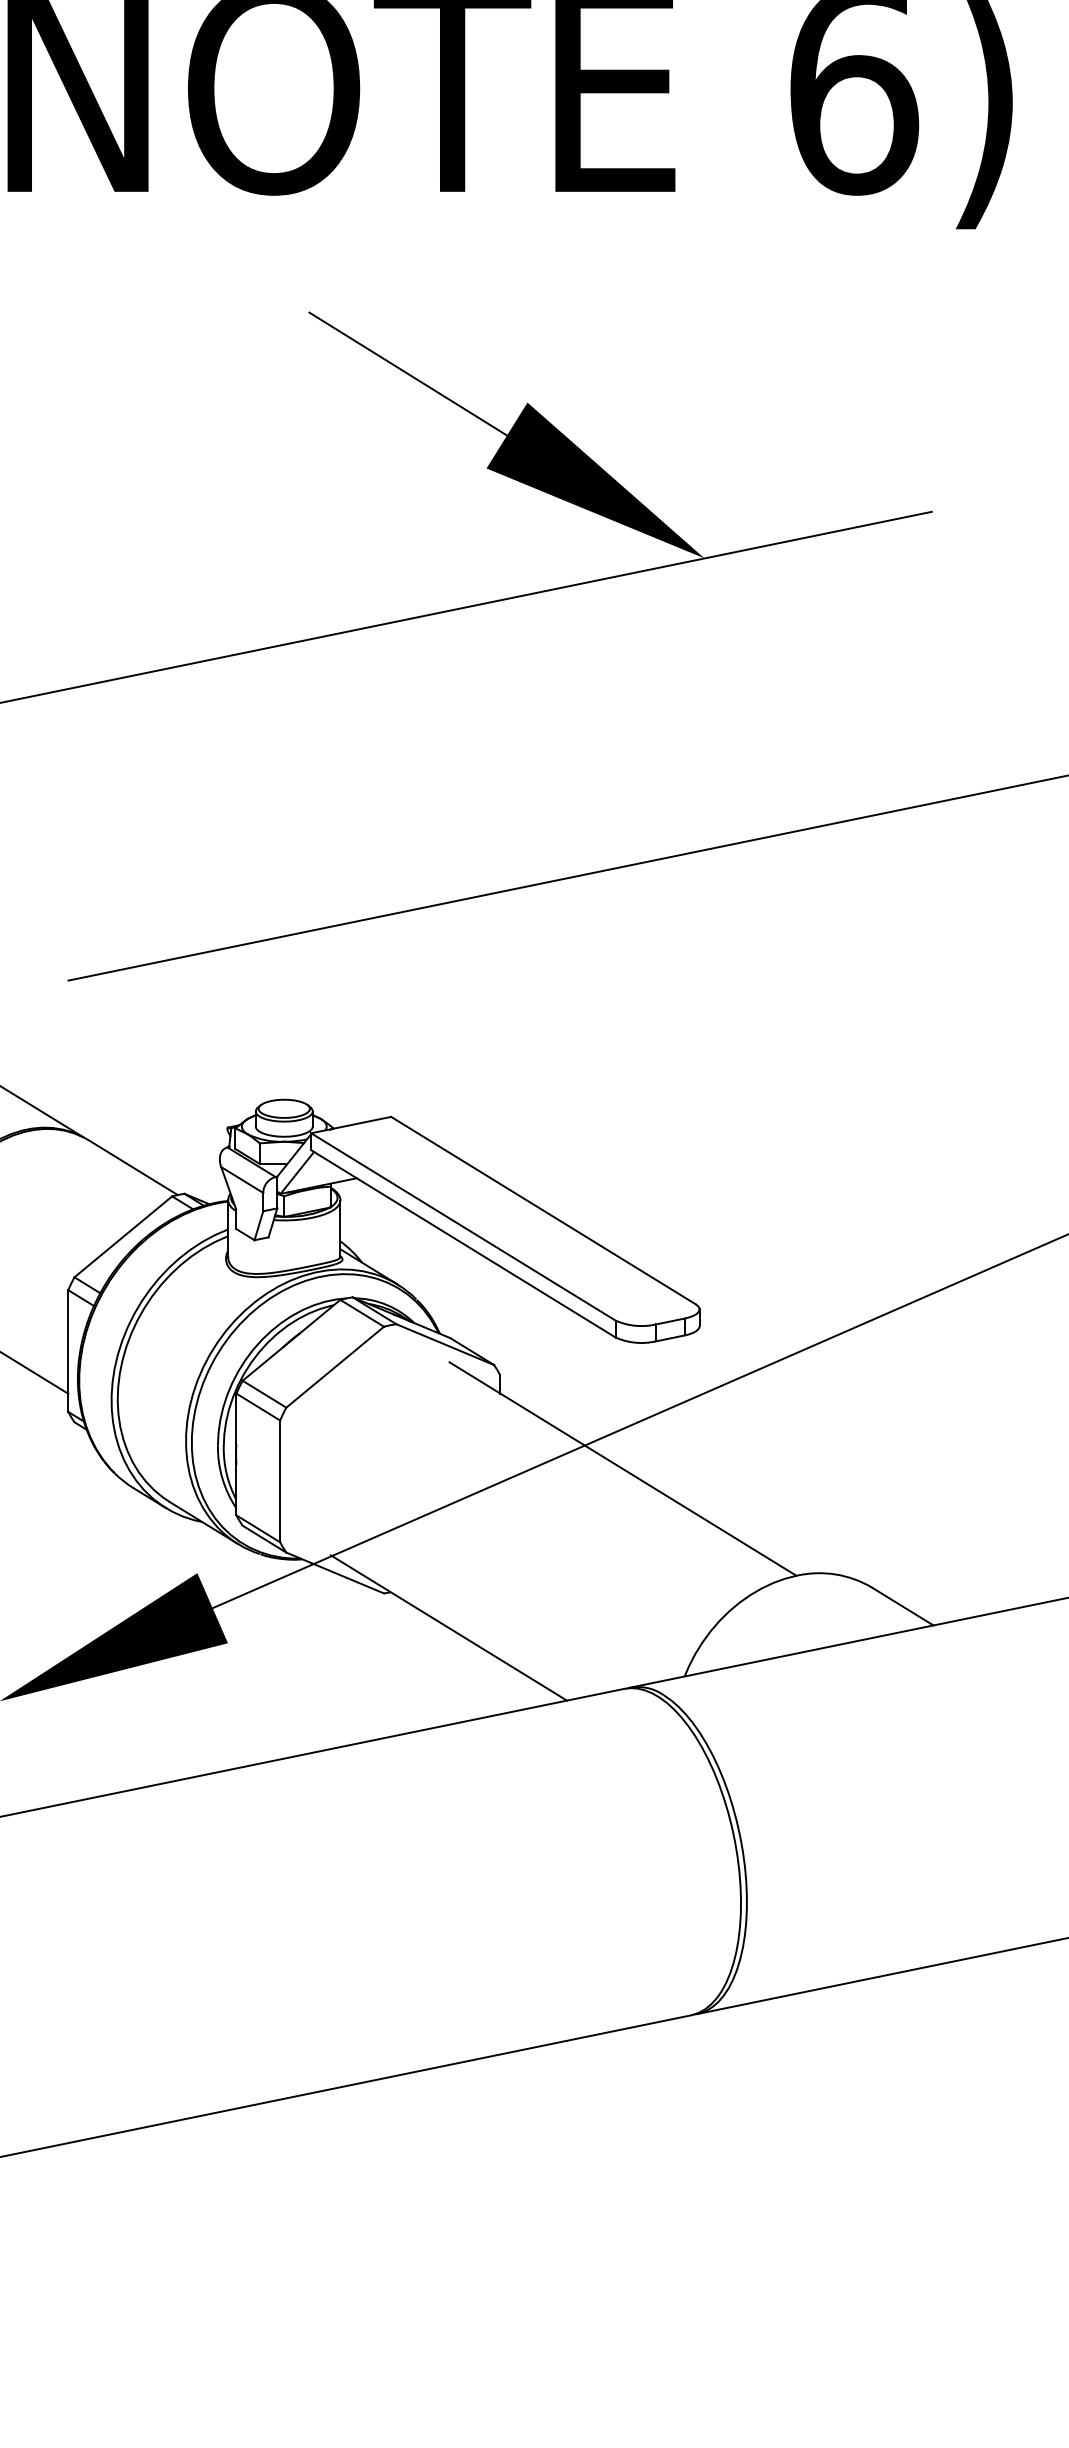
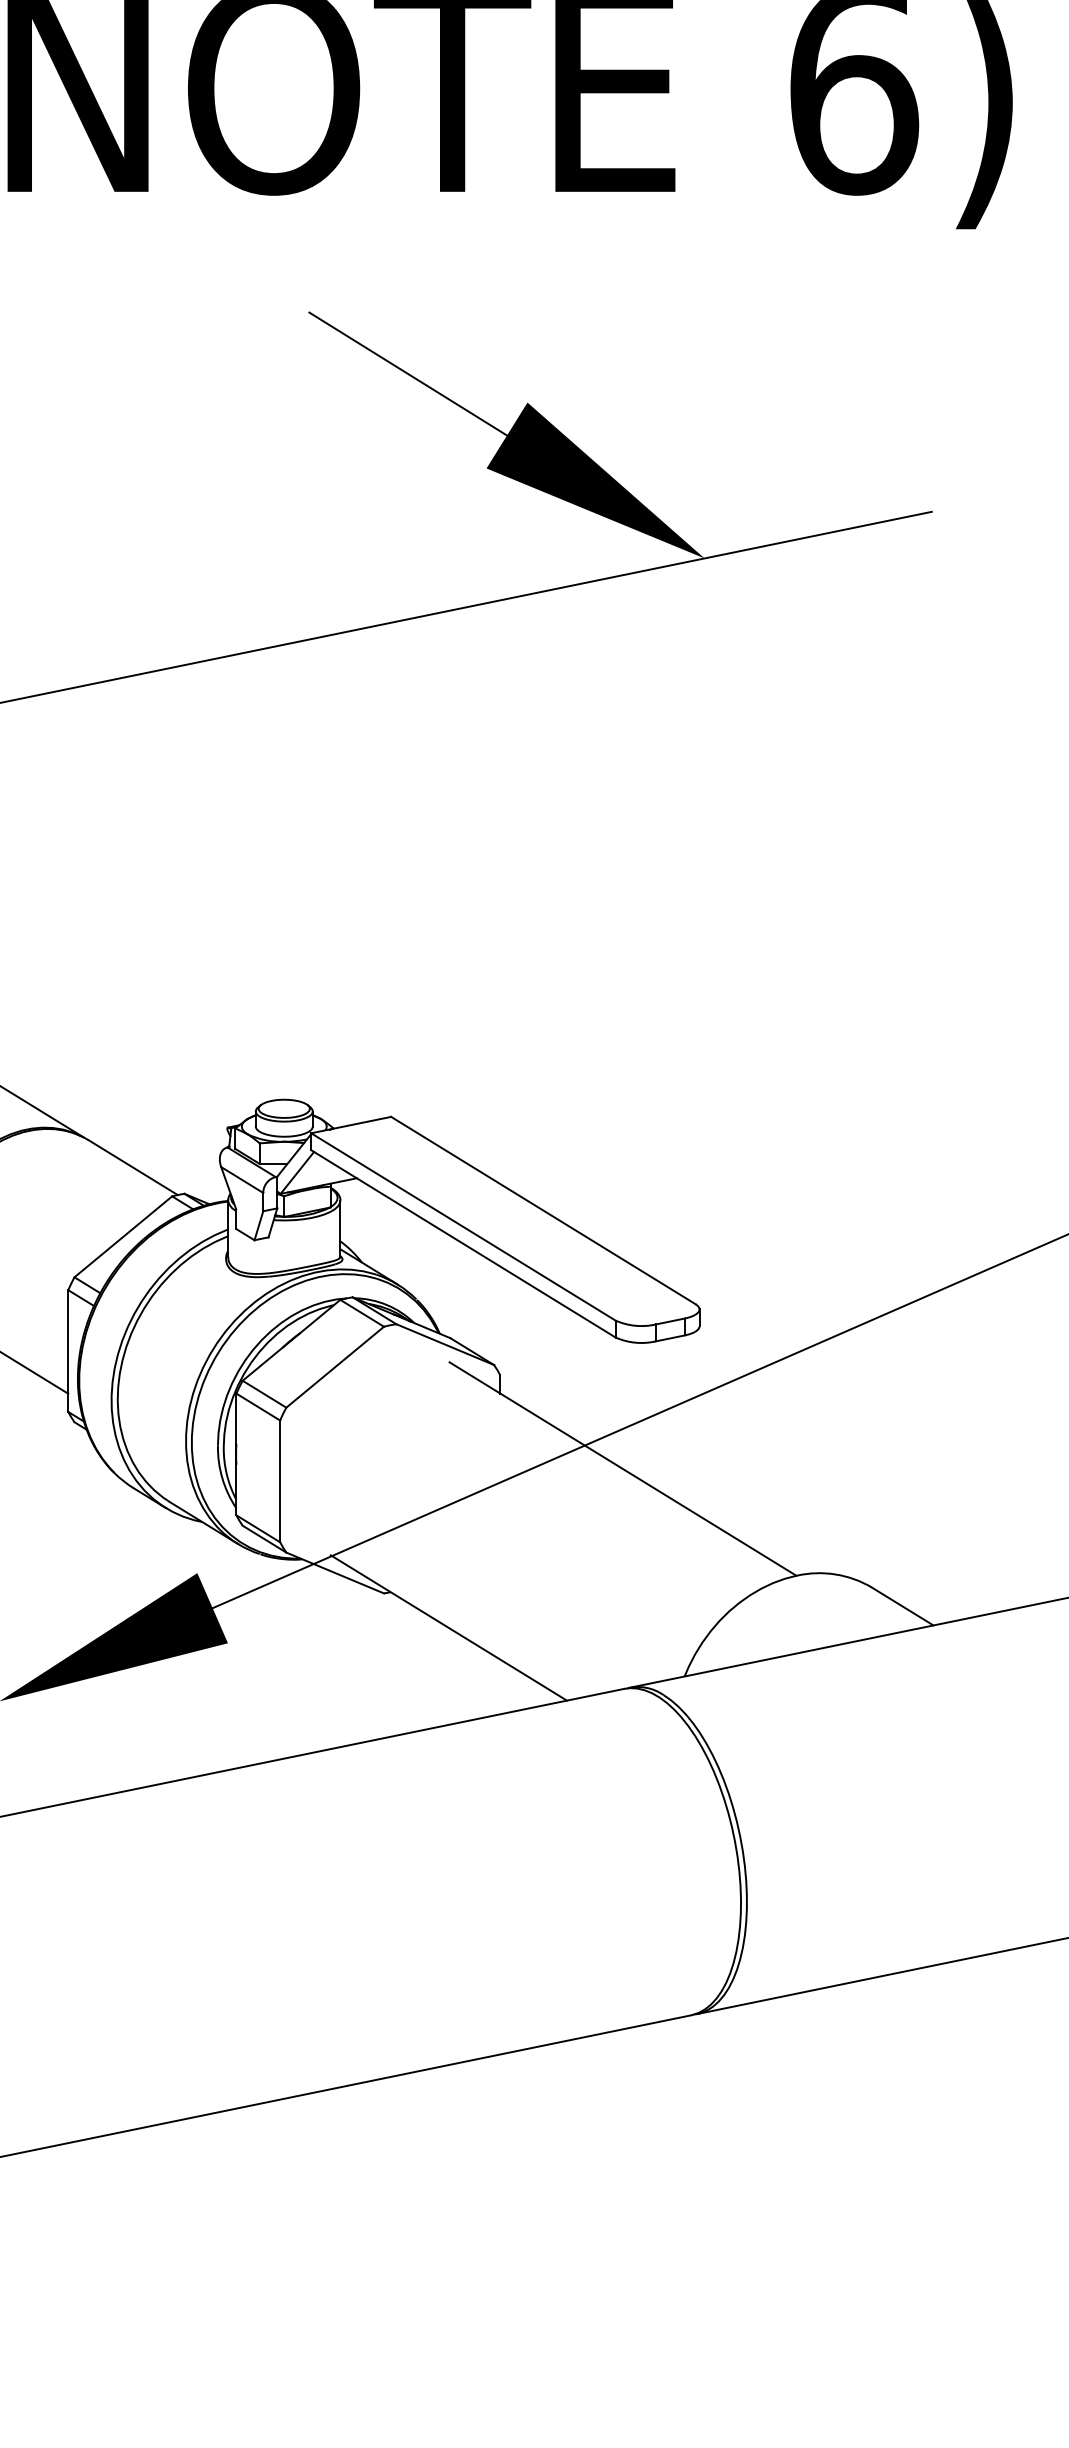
line: present -> none (566, 878)
